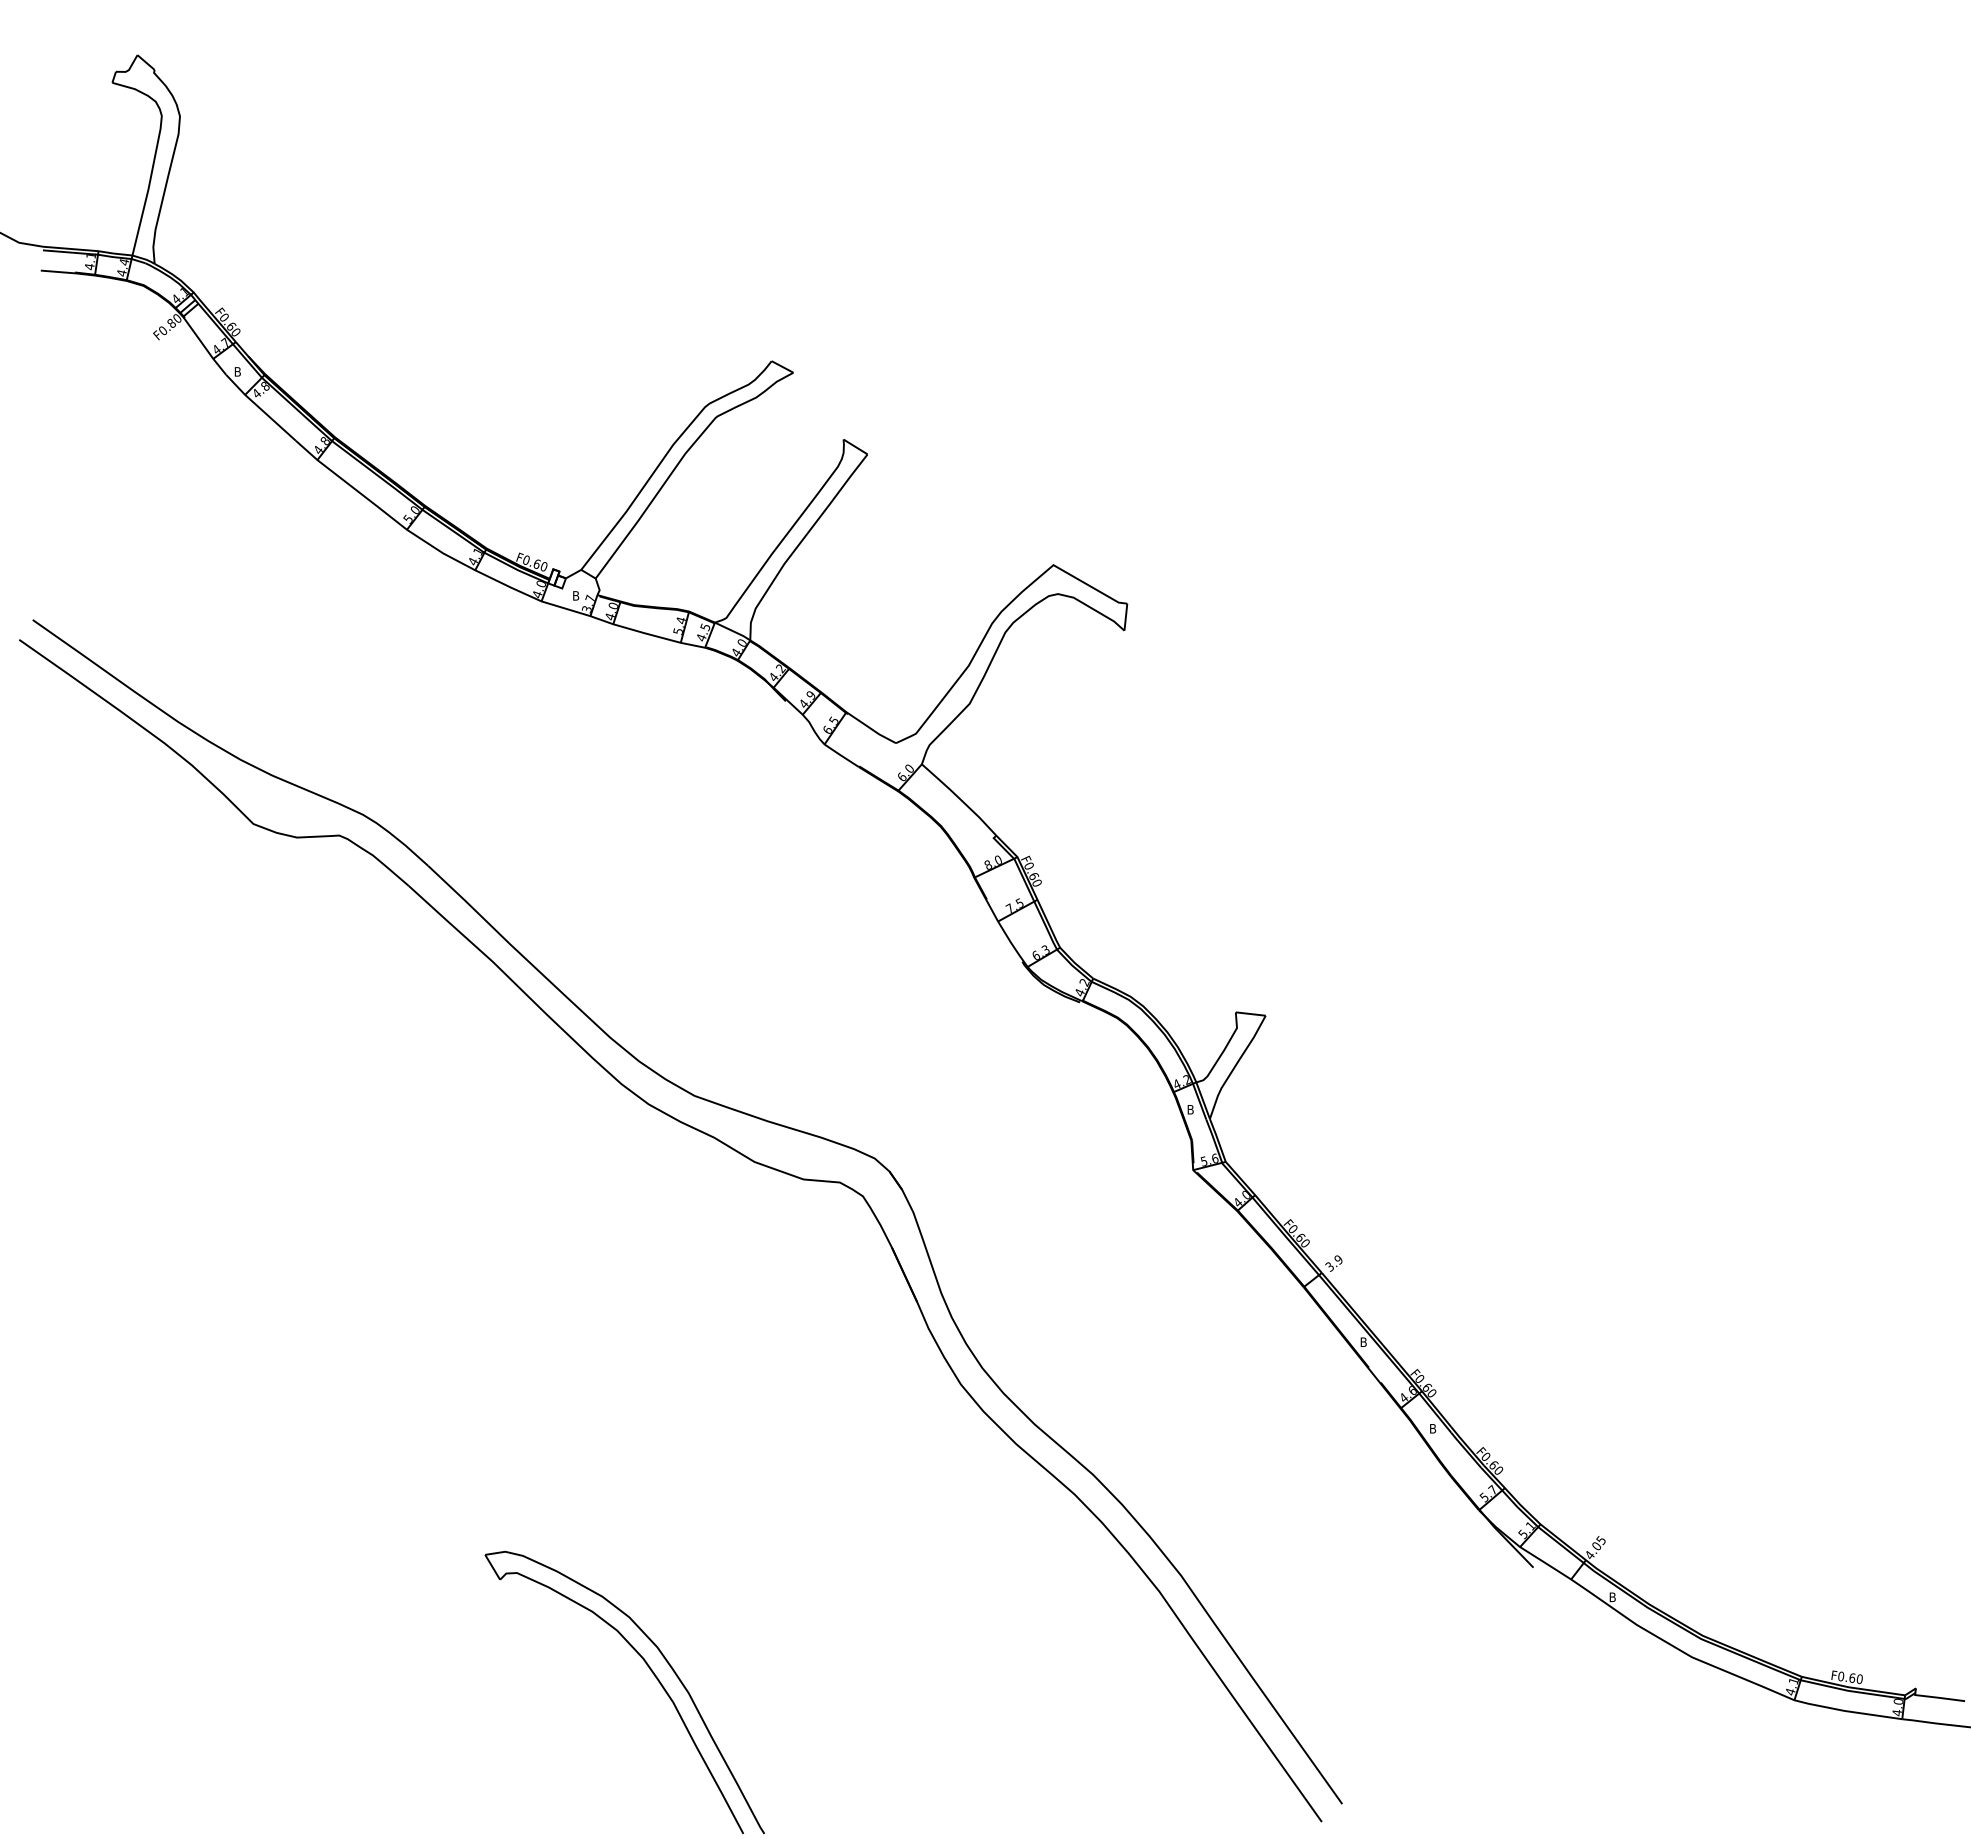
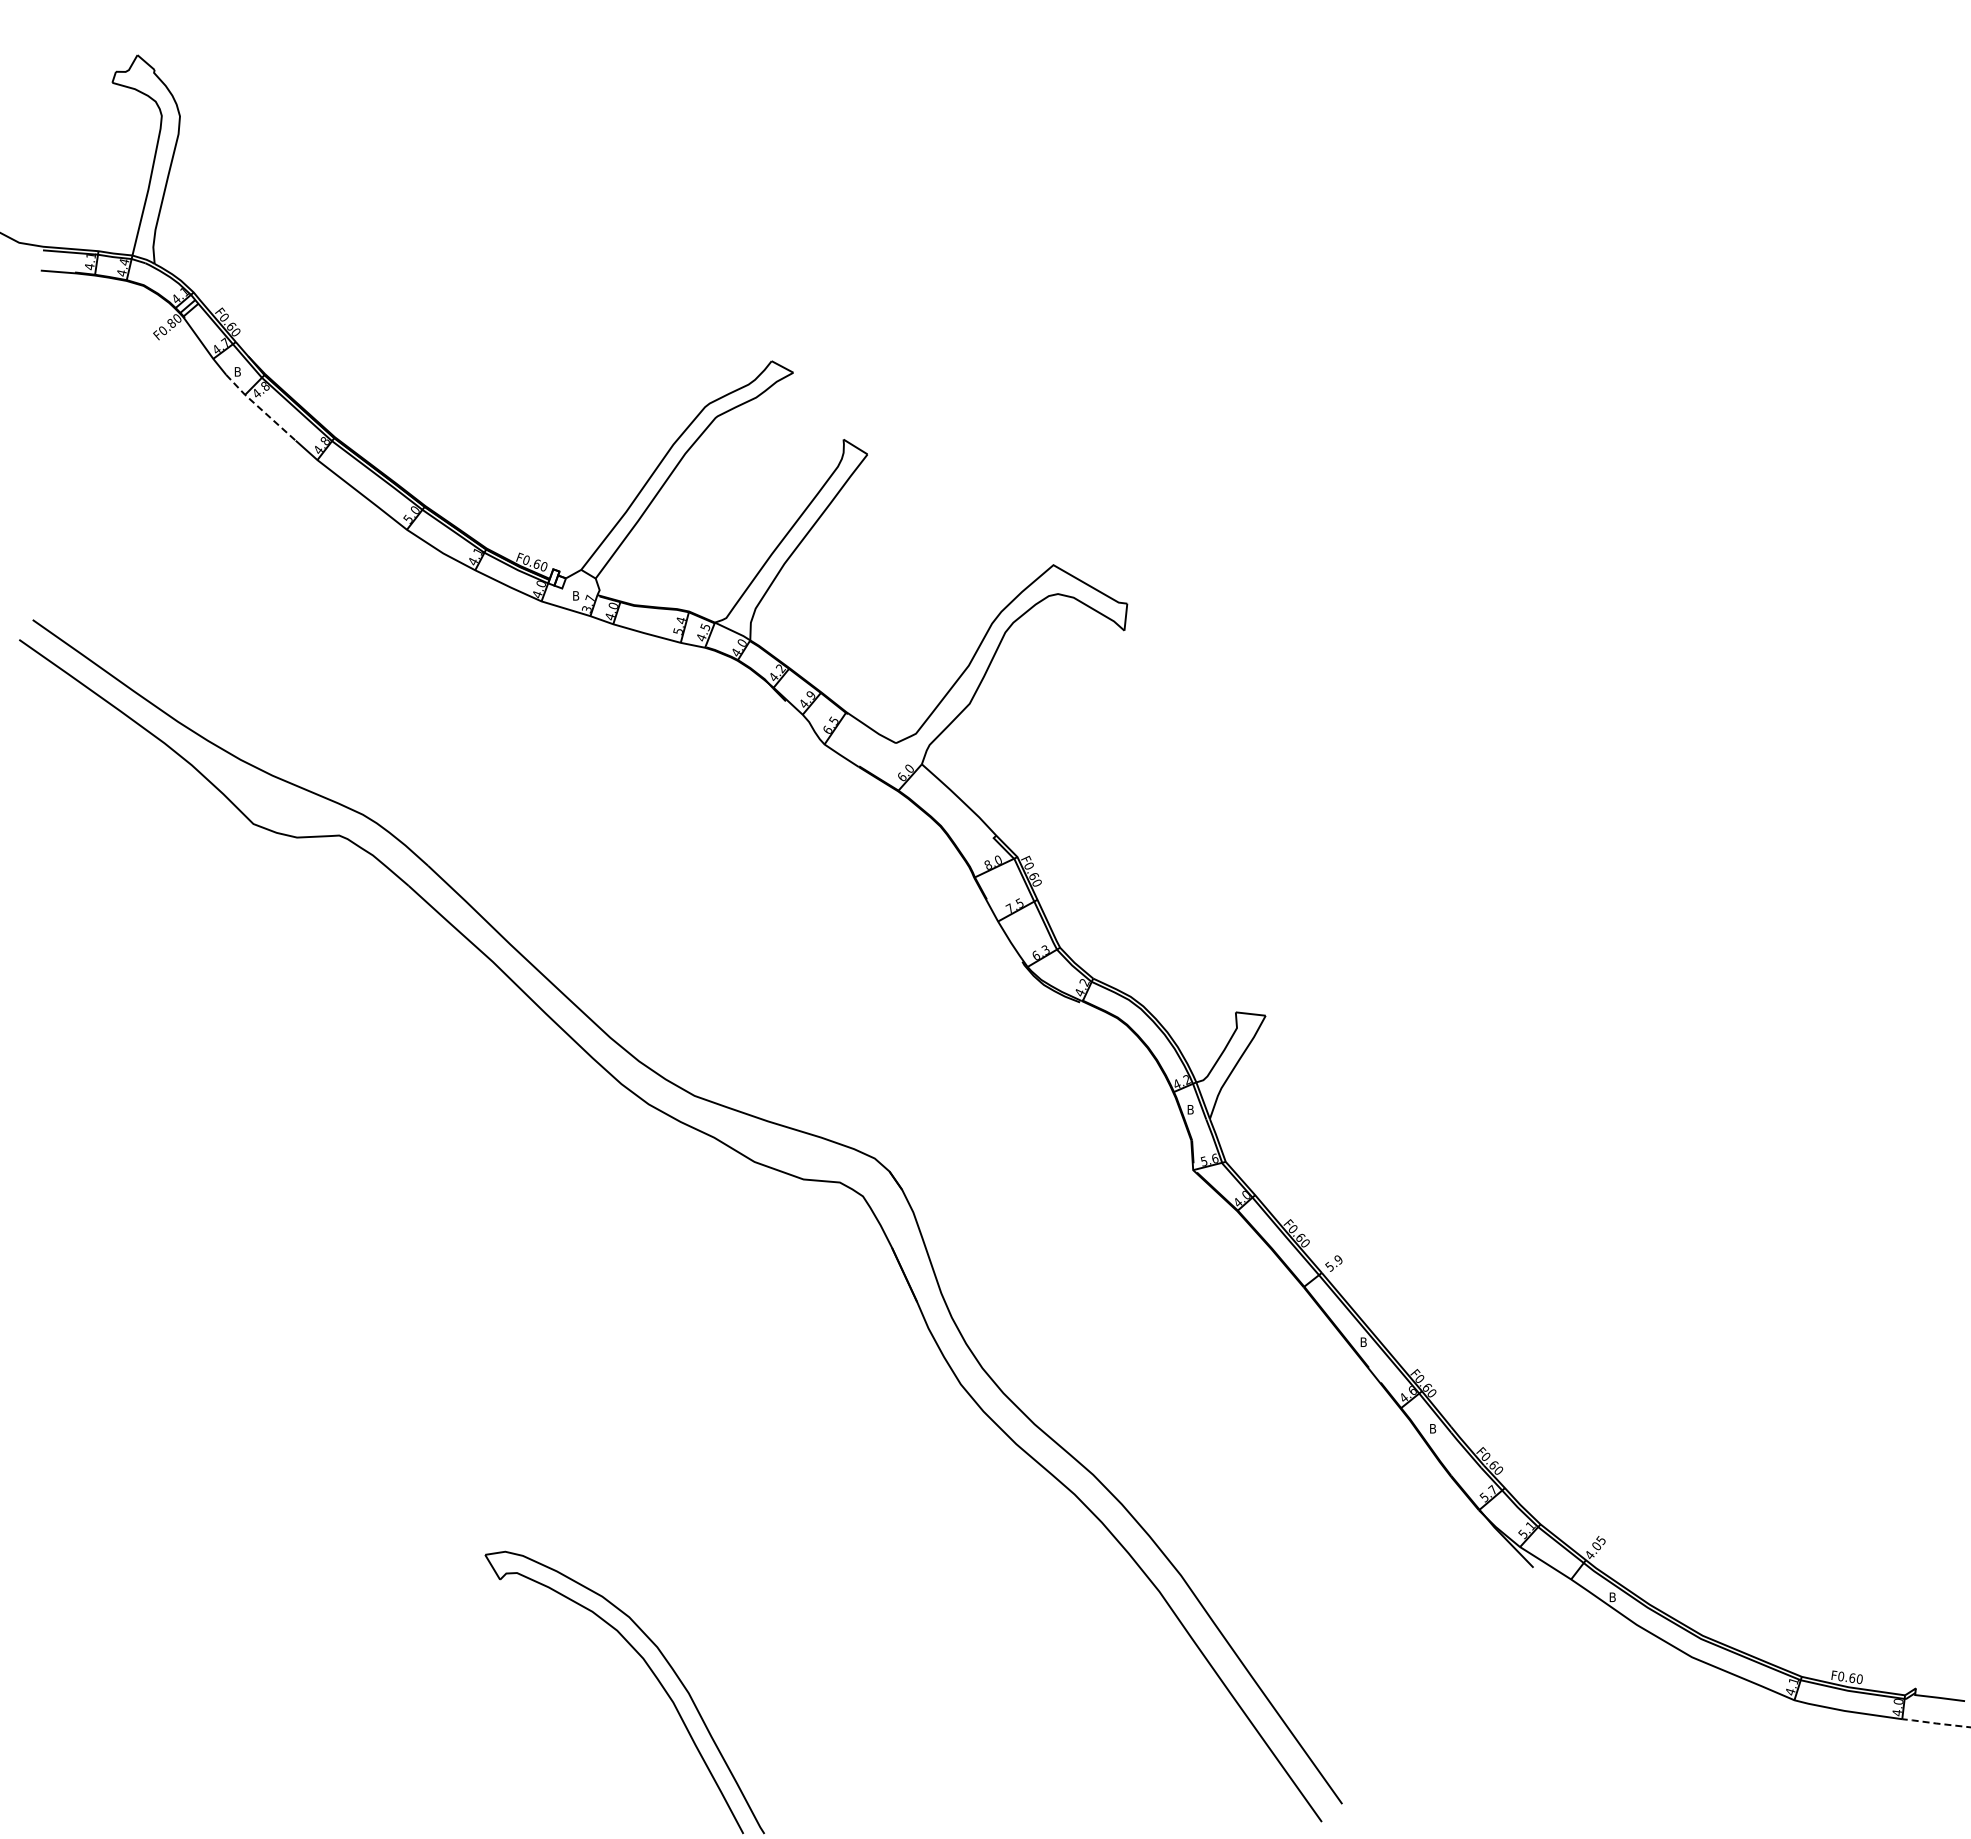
line: solid -> dashed (259, 408)
text: 3.9 -> 5.9 (1329, 1264)
line: solid -> dashed (1935, 1723)
